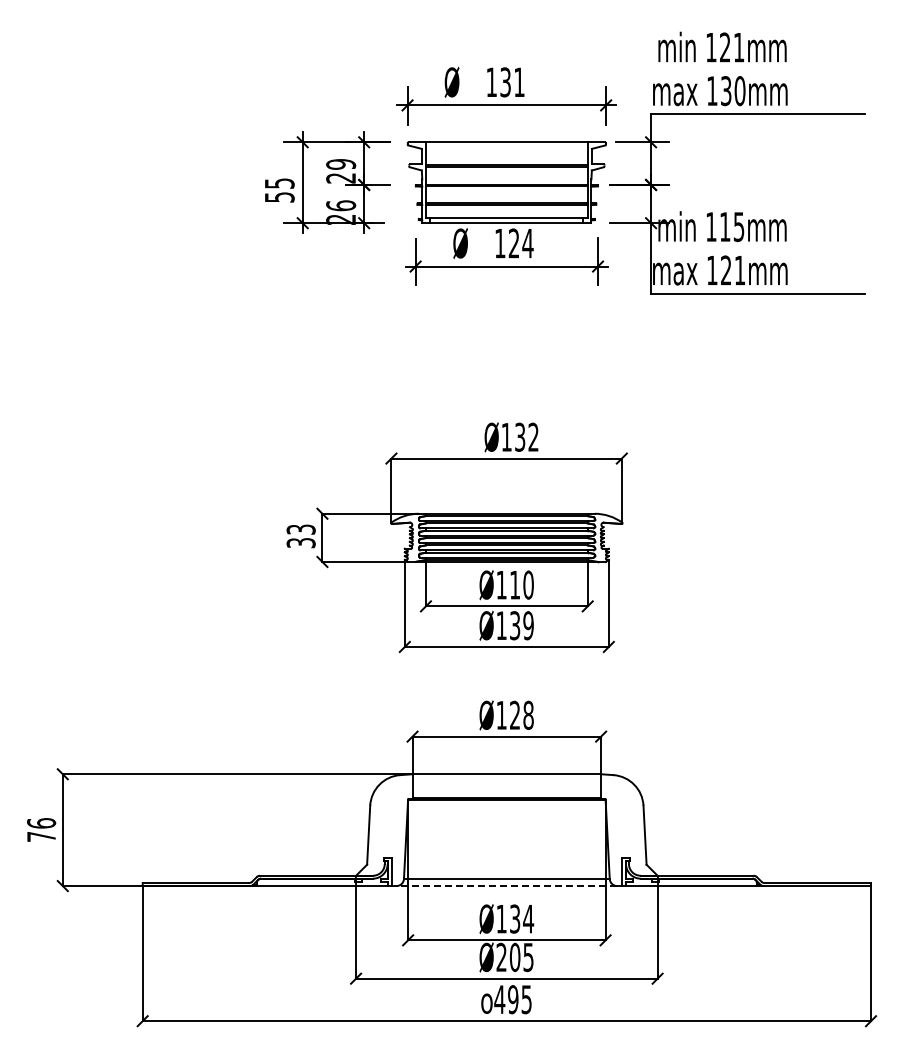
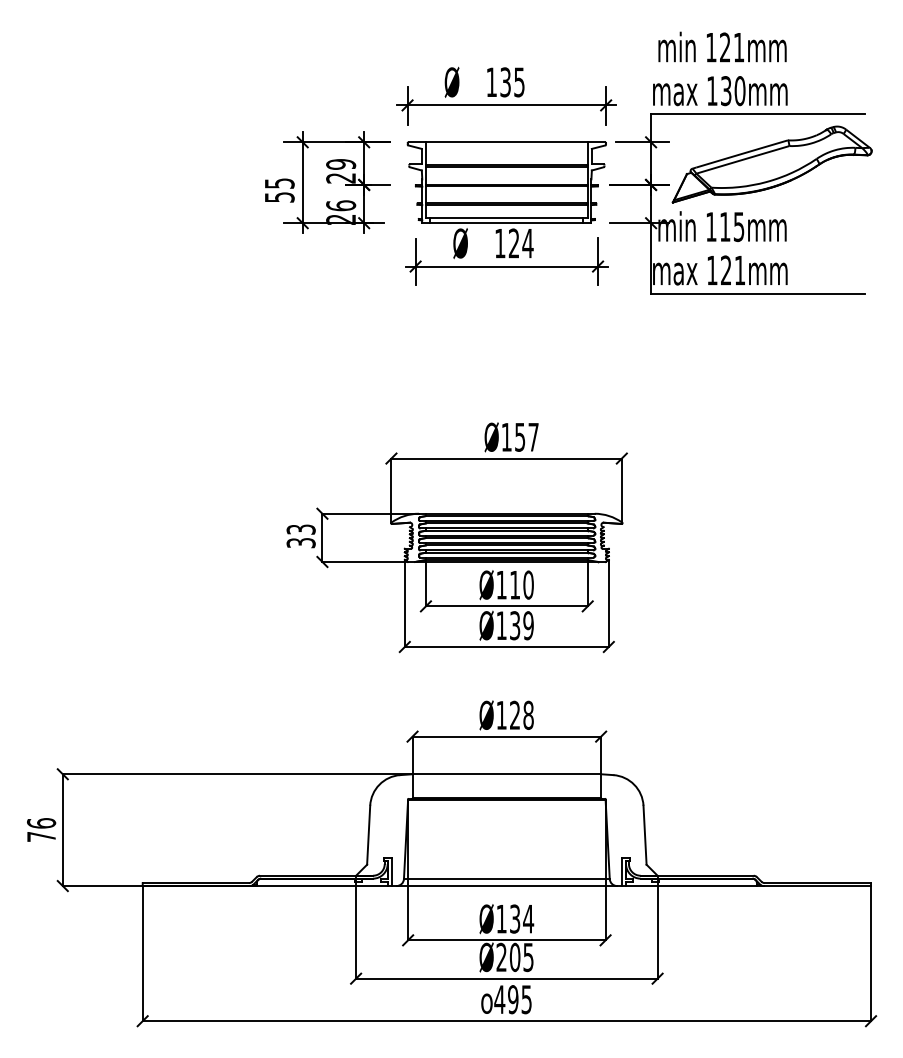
text: 131 -> 135 (519, 82)
part: none -> present (771, 164)
text: Ø132 -> Ø157 (526, 436)
line: dashed -> solid (506, 886)
